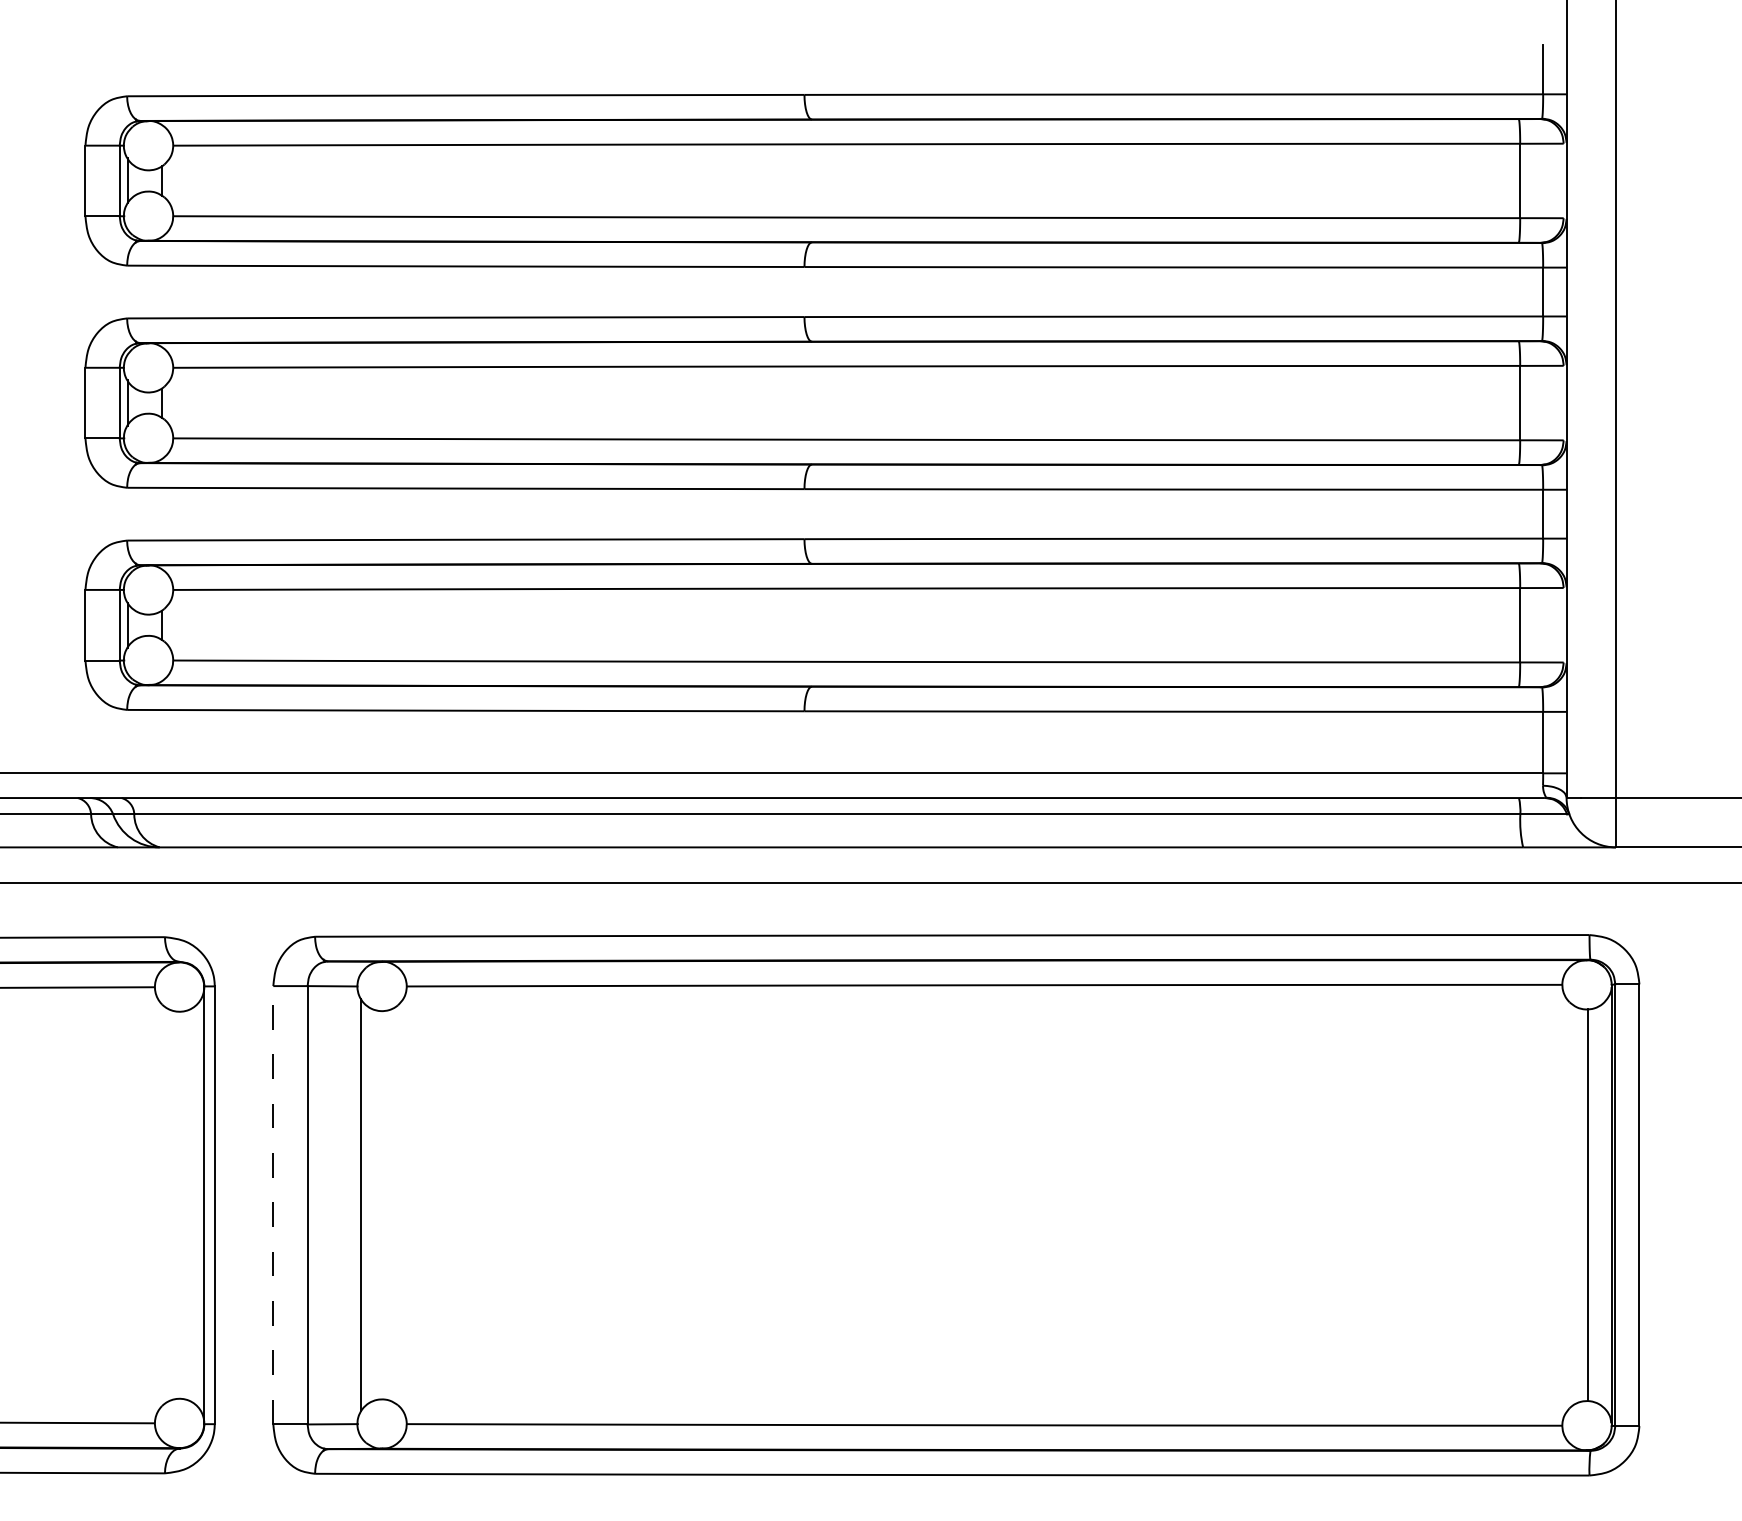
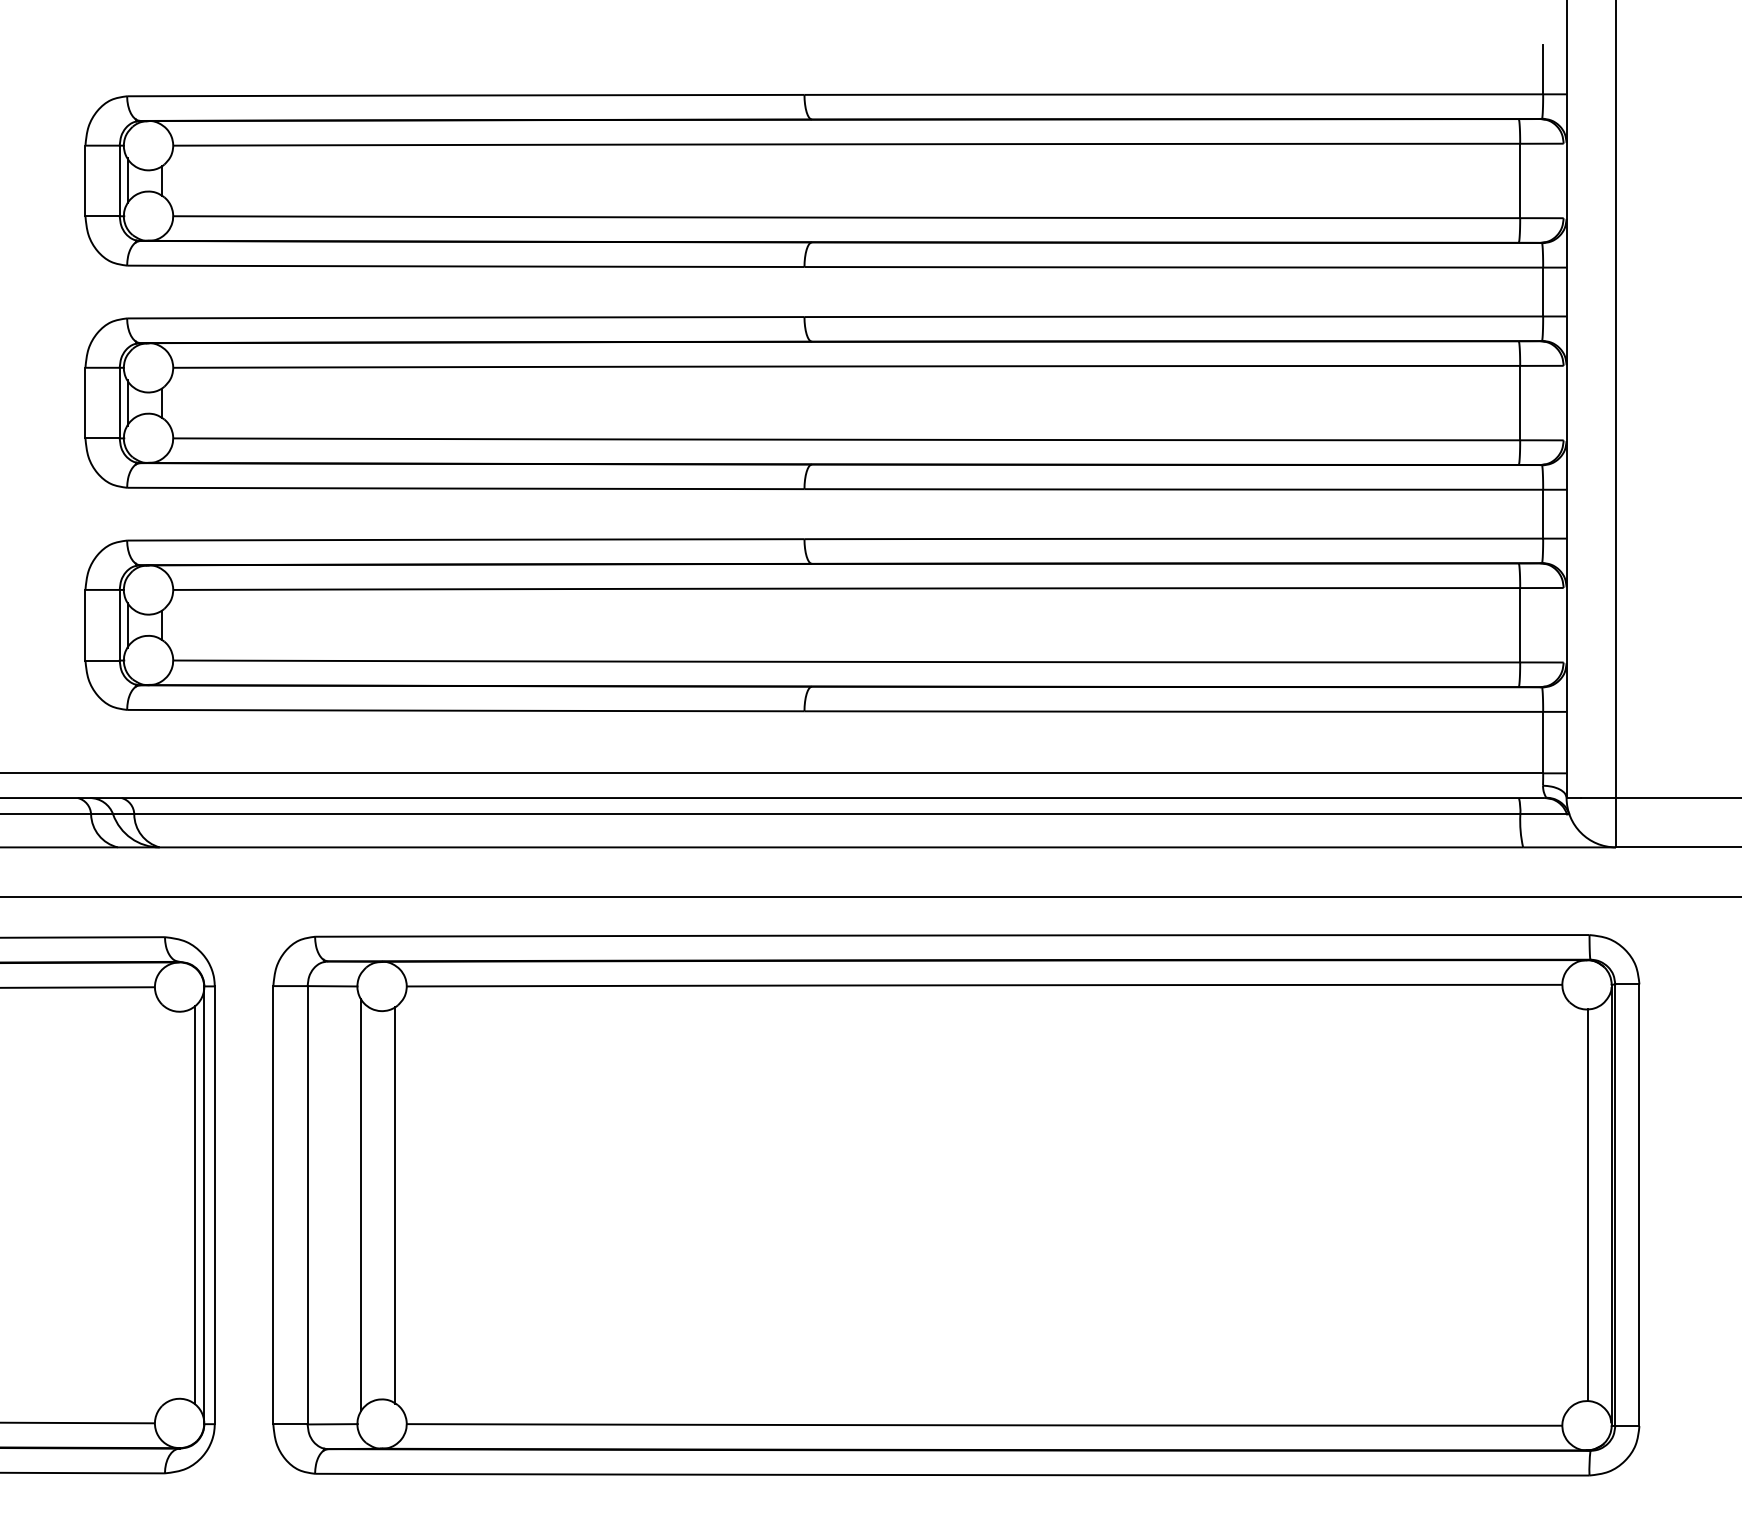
line position: (870, 882) -> (870, 896) (870, 896)
line: none -> present (194, 1204)
line: dashed -> solid (273, 1204)
line: none -> present (395, 1205)
